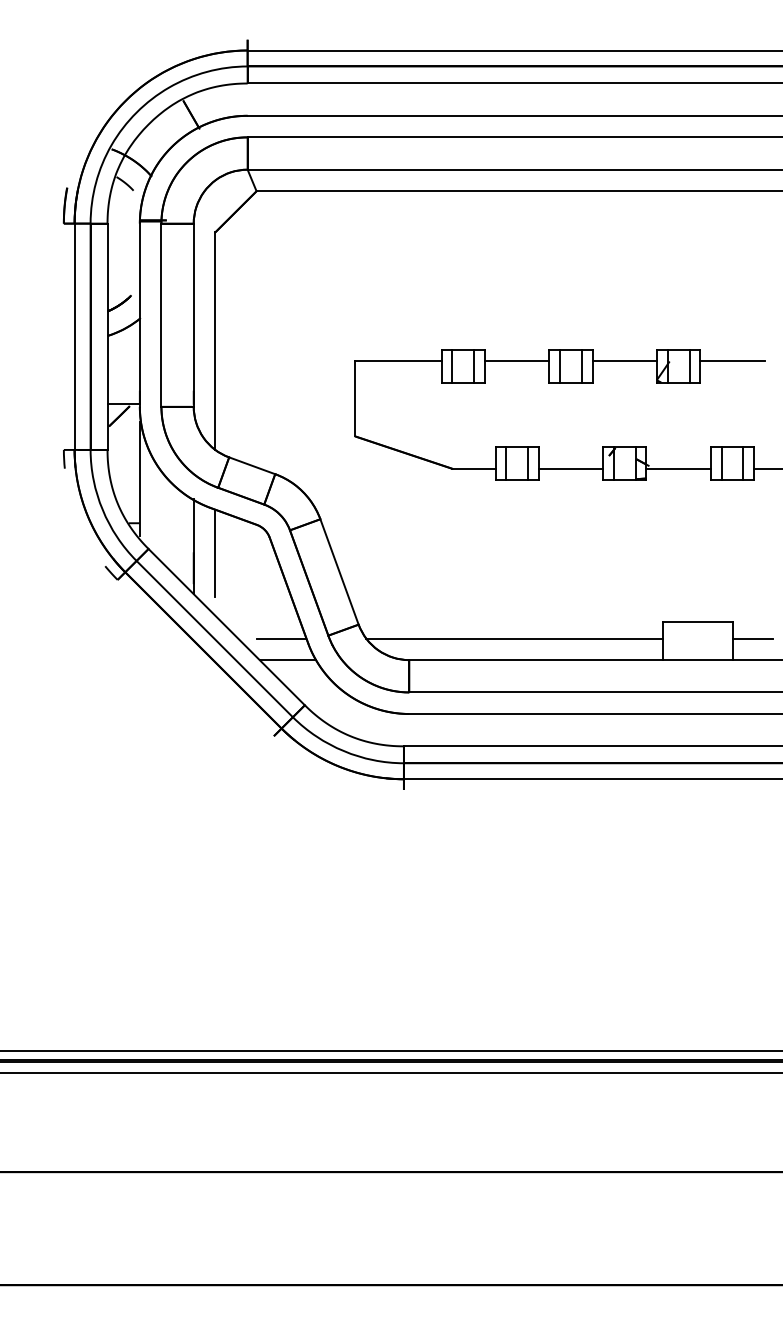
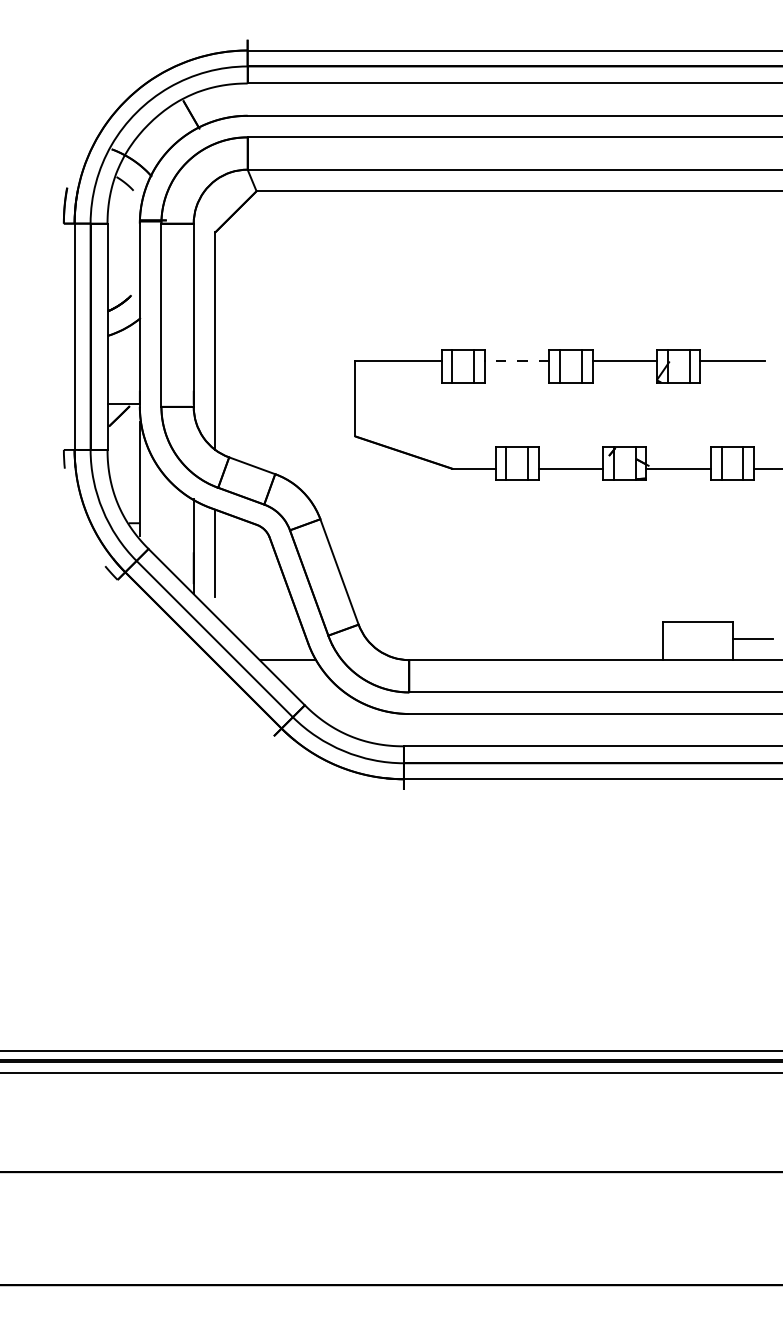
line: solid -> dashed (516, 361)
line: present -> none (281, 638)
line: present -> none (514, 638)
